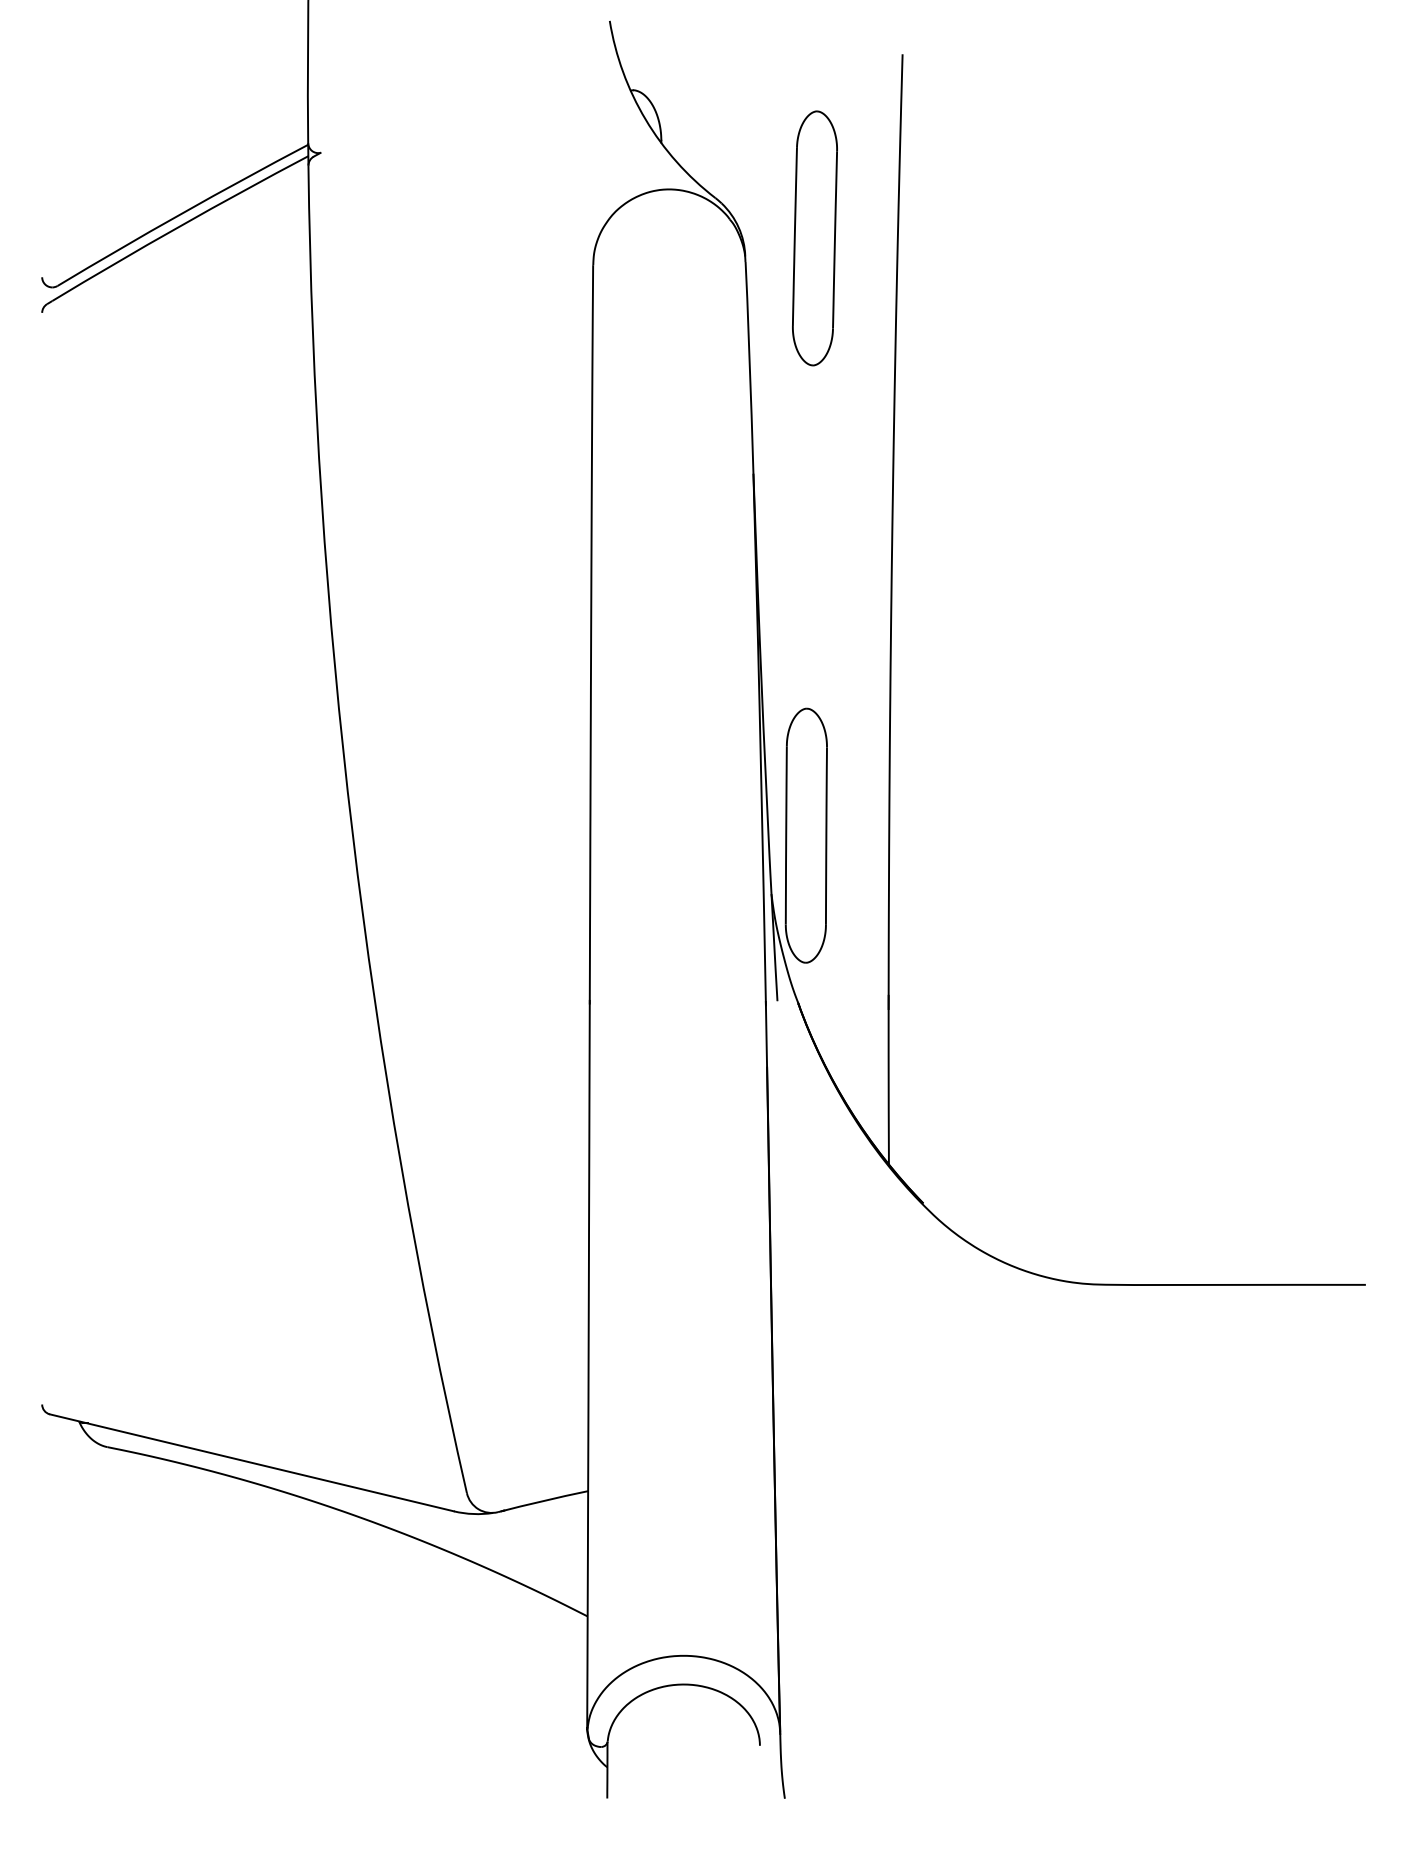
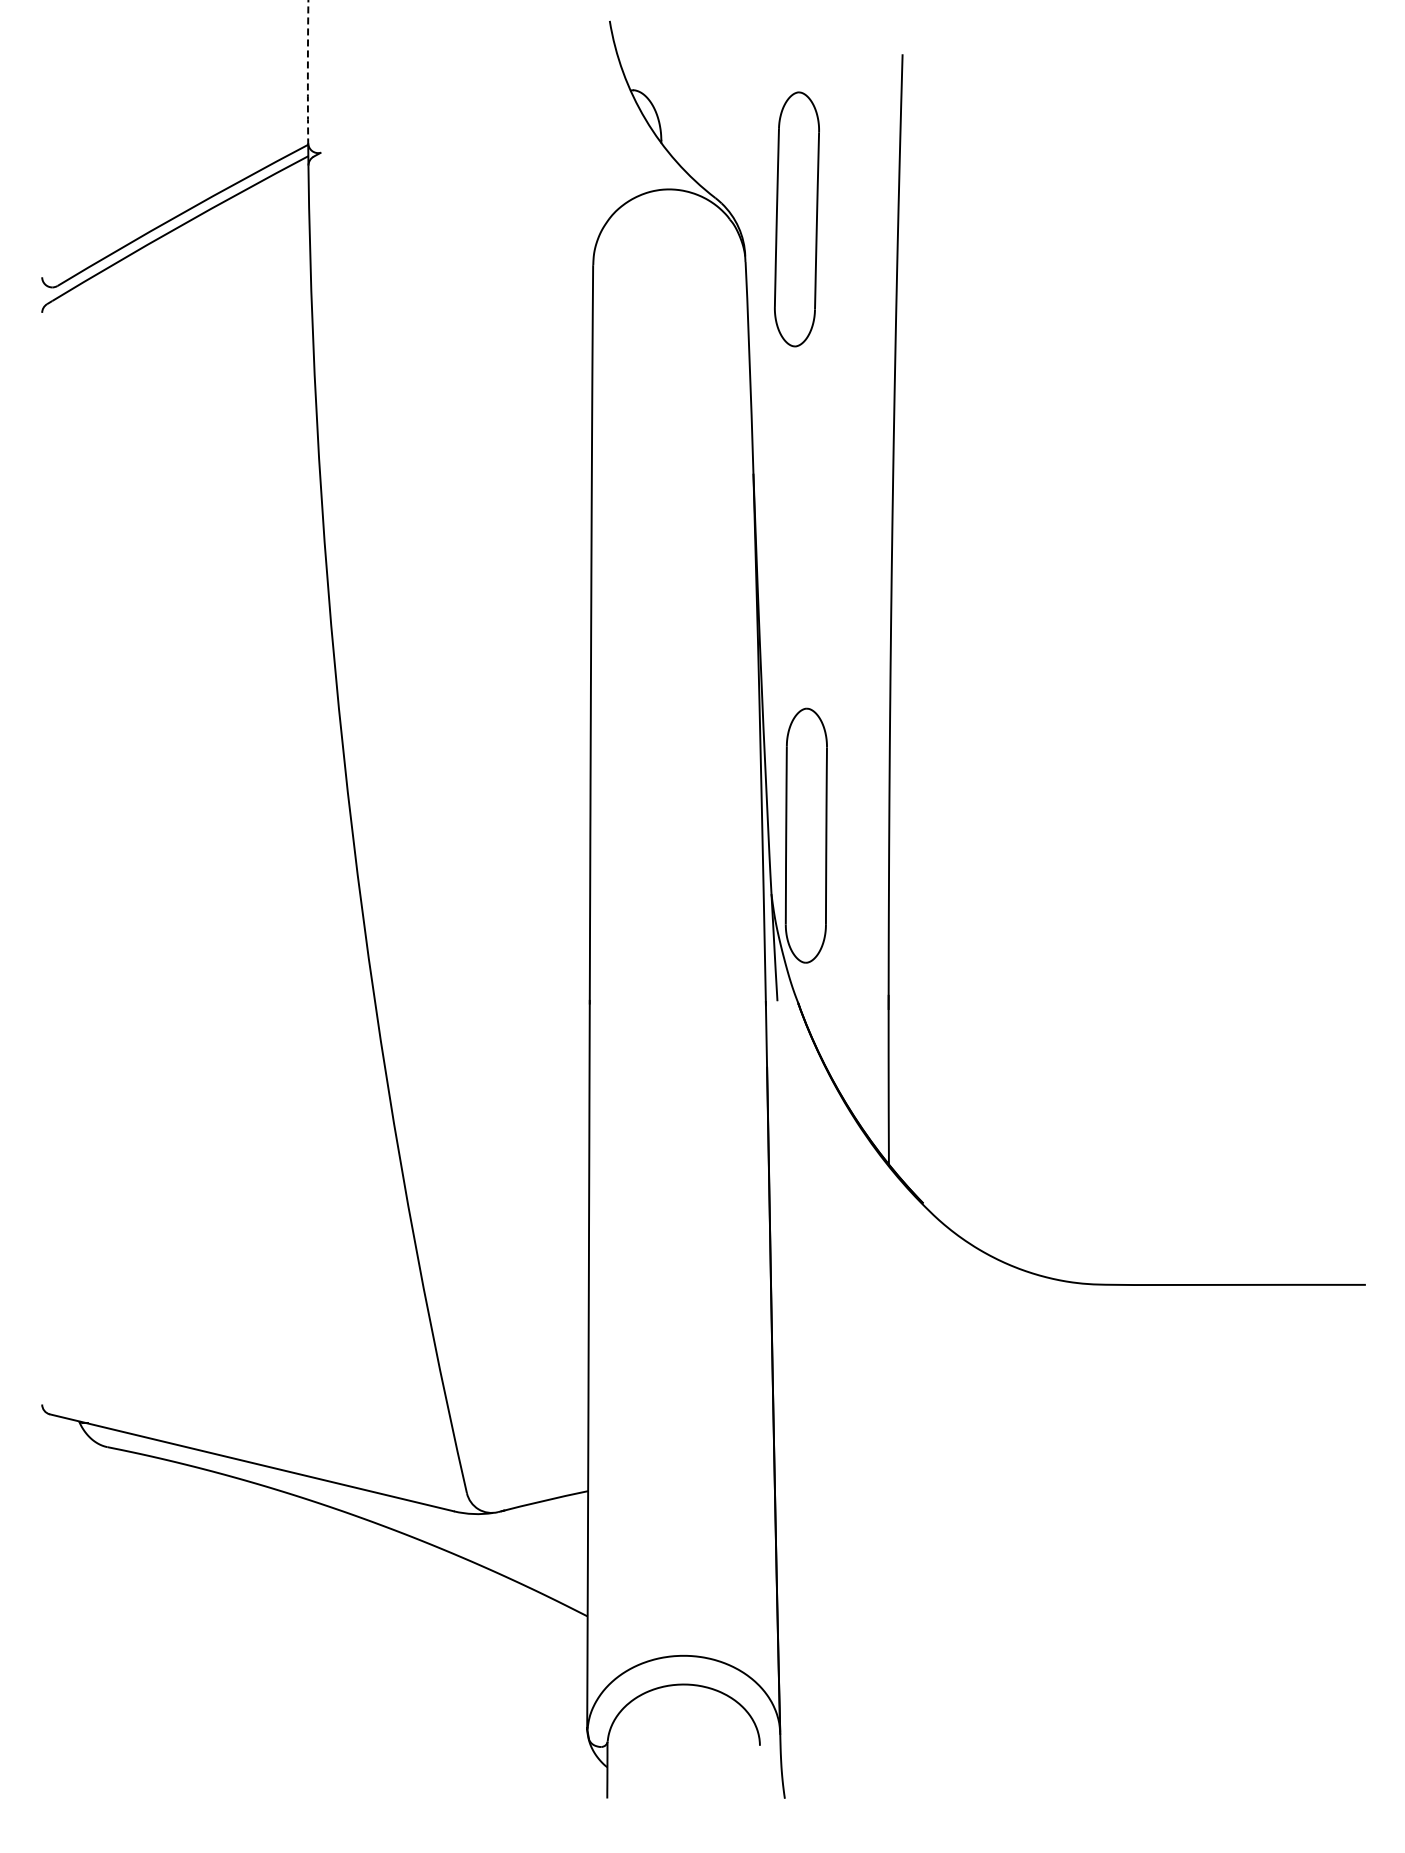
arc: solid -> dashed (307, 71)
part position: (814, 238) -> (796, 219) (796, 219)
